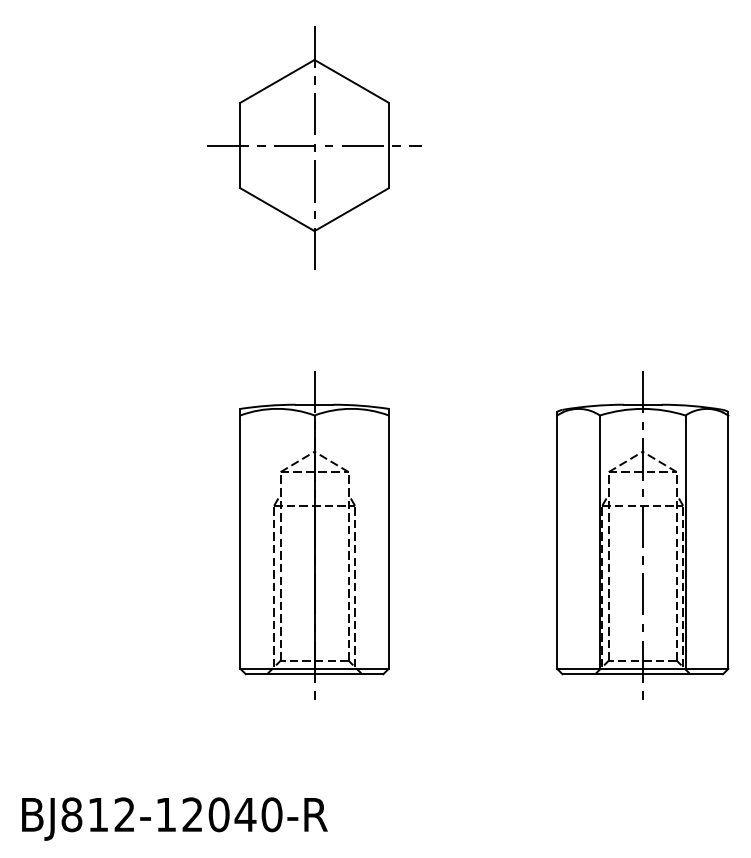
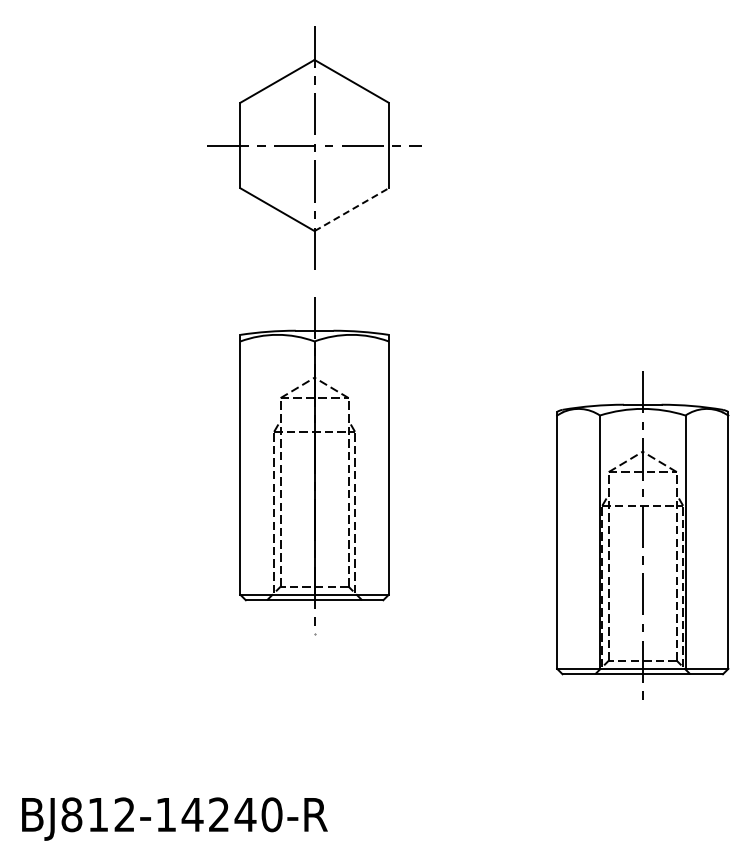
line: solid -> dashed (351, 209)
part position: (314, 535) -> (314, 461) (314, 461)
text: BJ812-12040-R -> BJ812-14240-R (205, 814)
